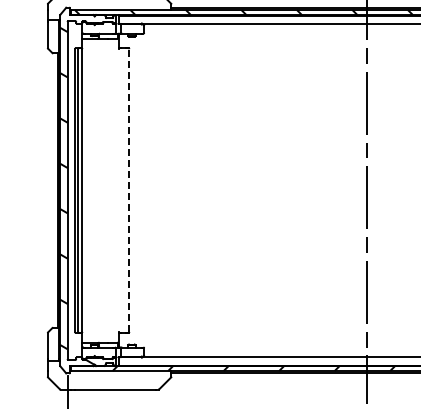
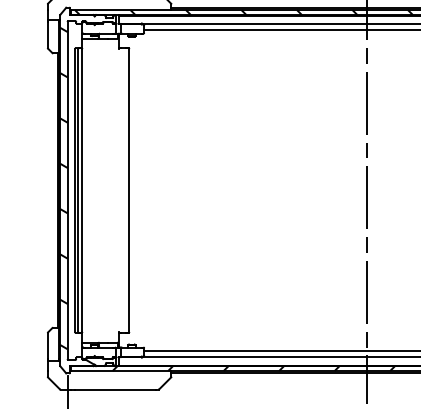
line: none -> present (280, 29)
line: dashed -> solid (129, 190)
line: none -> present (280, 351)
